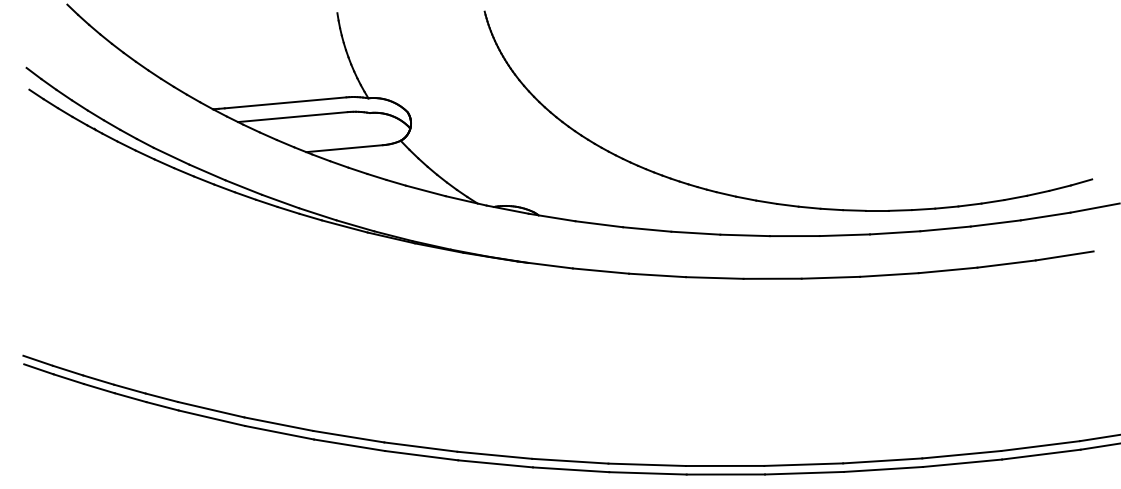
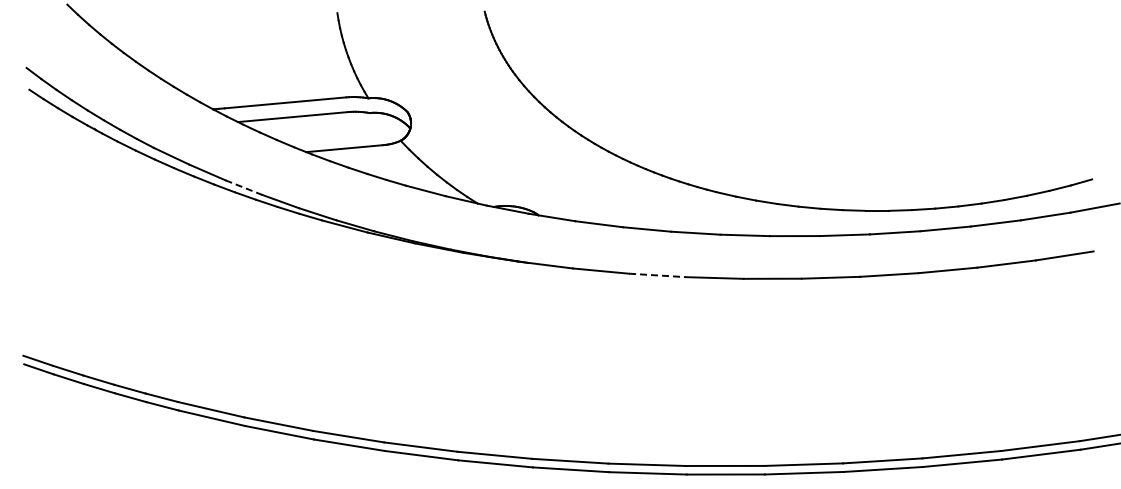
line: solid -> dashed (243, 187)
line: solid -> dashed (657, 275)
